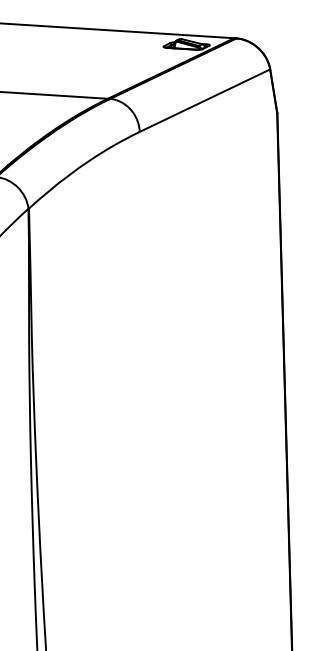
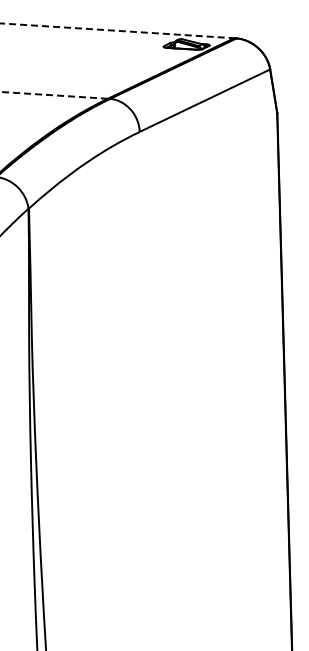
line: solid -> dashed (117, 30)
line: solid -> dashed (54, 95)
